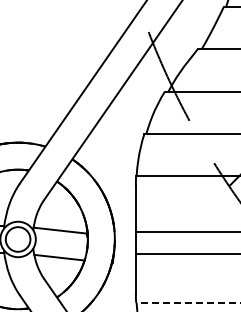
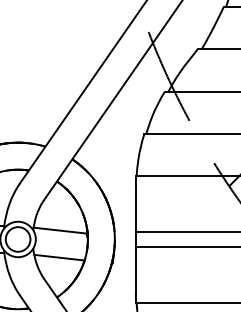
line position: (186, 253) -> (186, 246) (186, 246)
line: dashed -> solid (188, 302)
